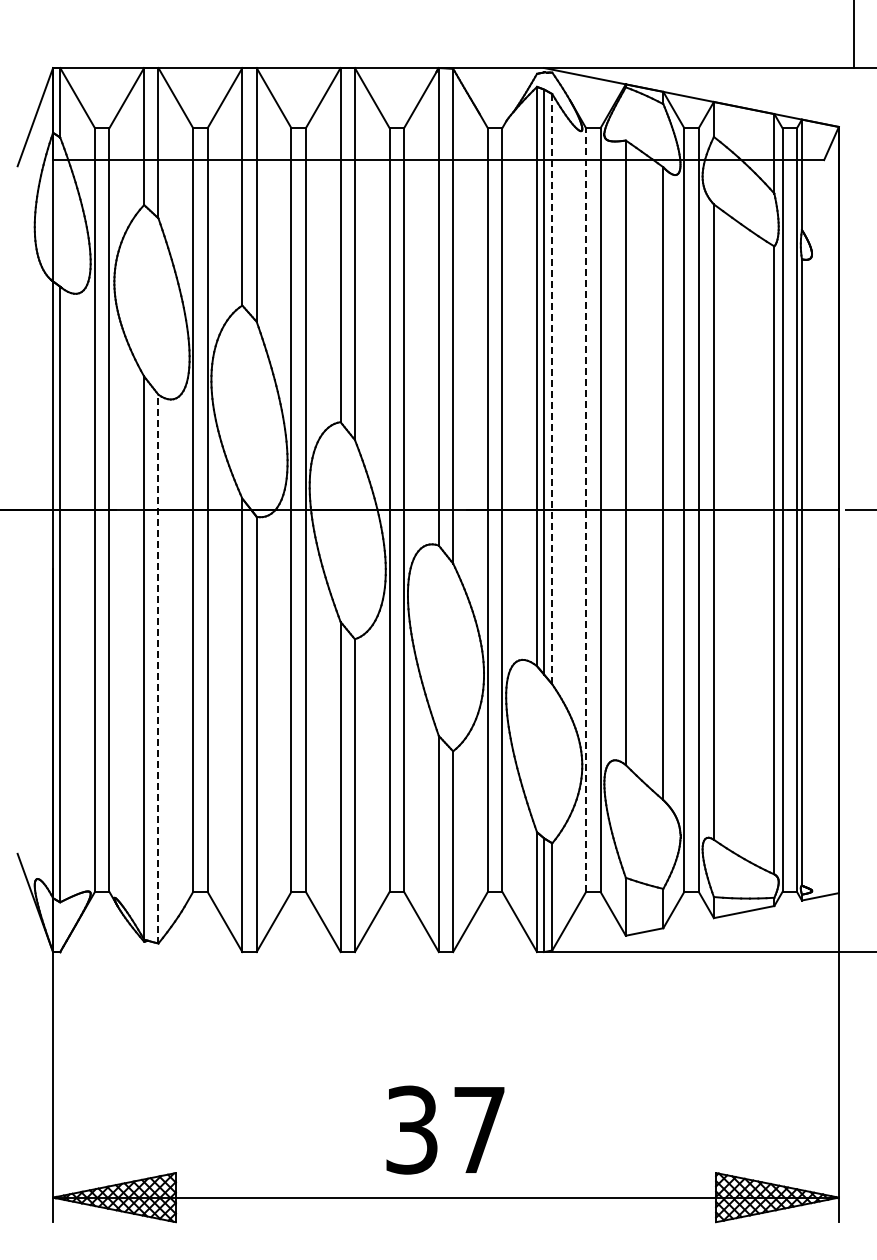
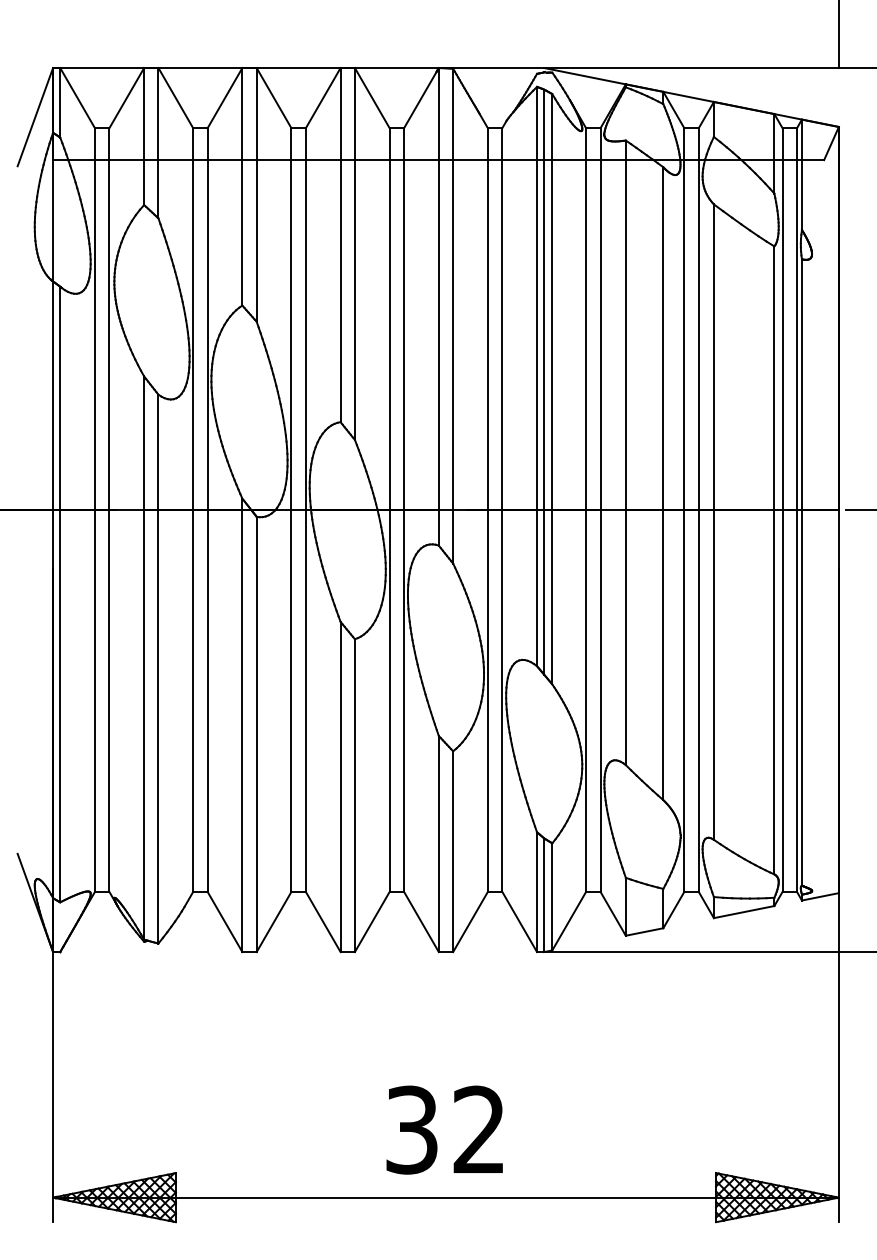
line position: (853, 35) -> (838, 35) (838, 35)
line: dashed -> solid (552, 388)
line: dashed -> solid (586, 510)
line: dashed -> solid (158, 668)
text: 37 -> 32 (478, 1128)
